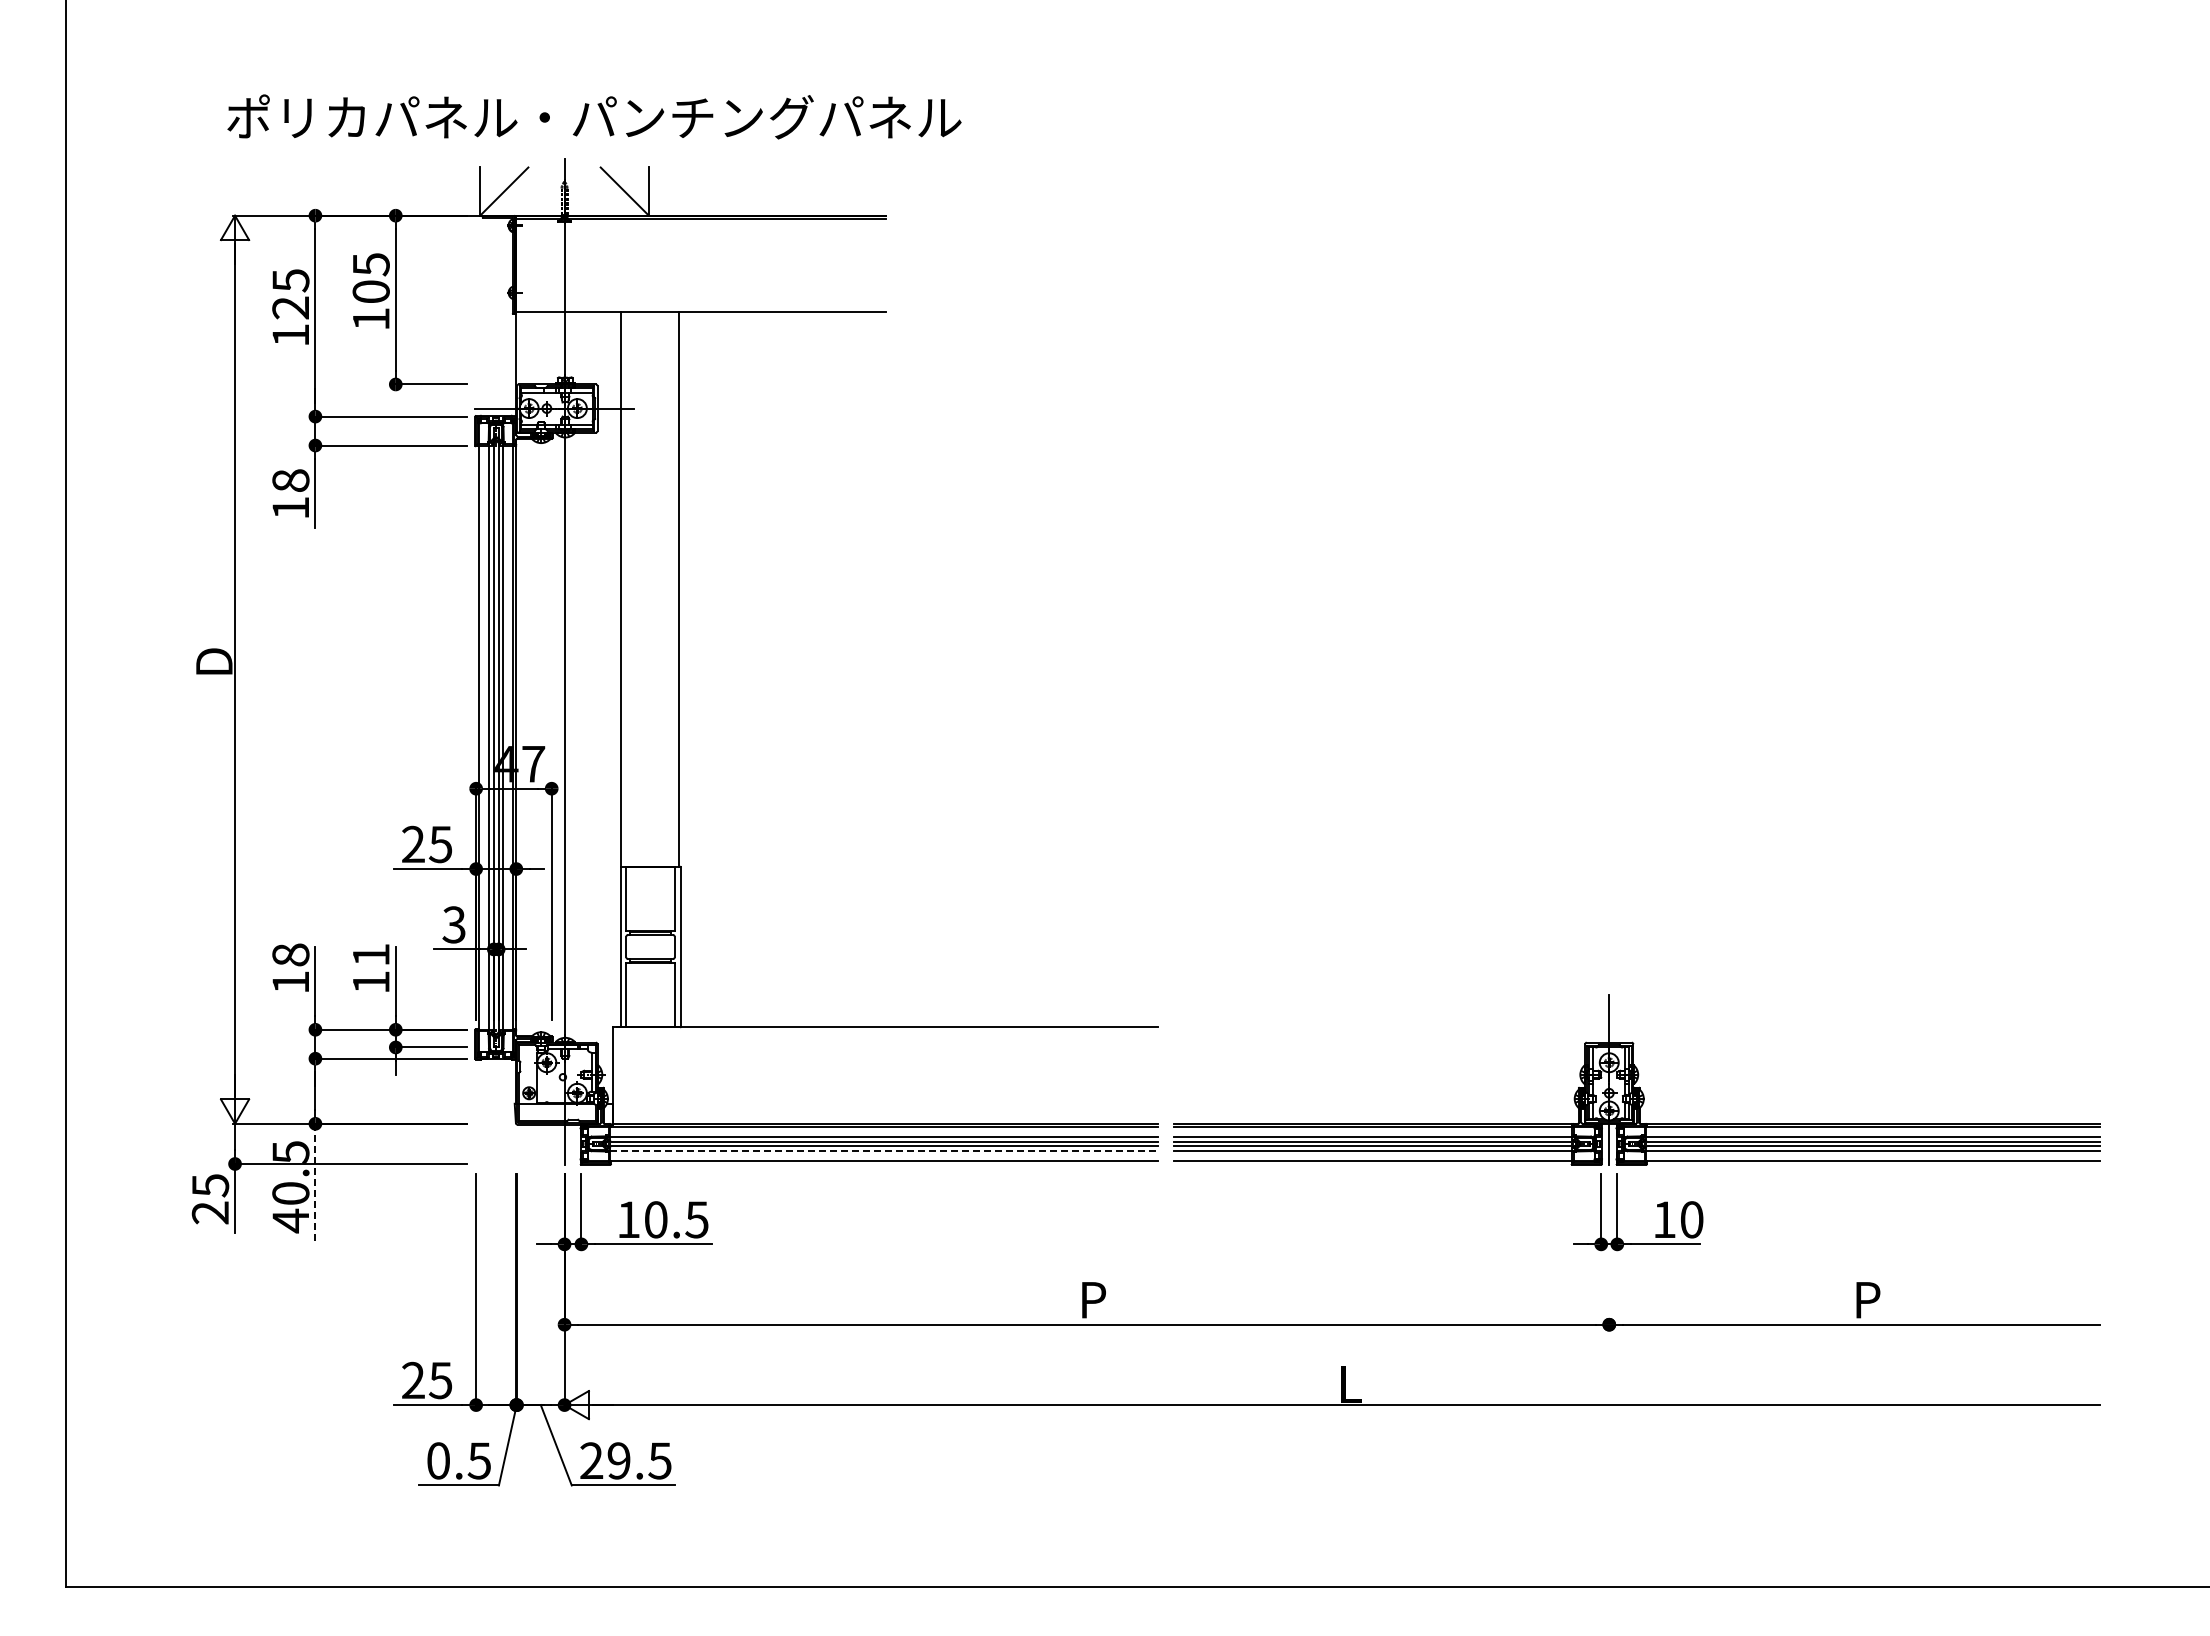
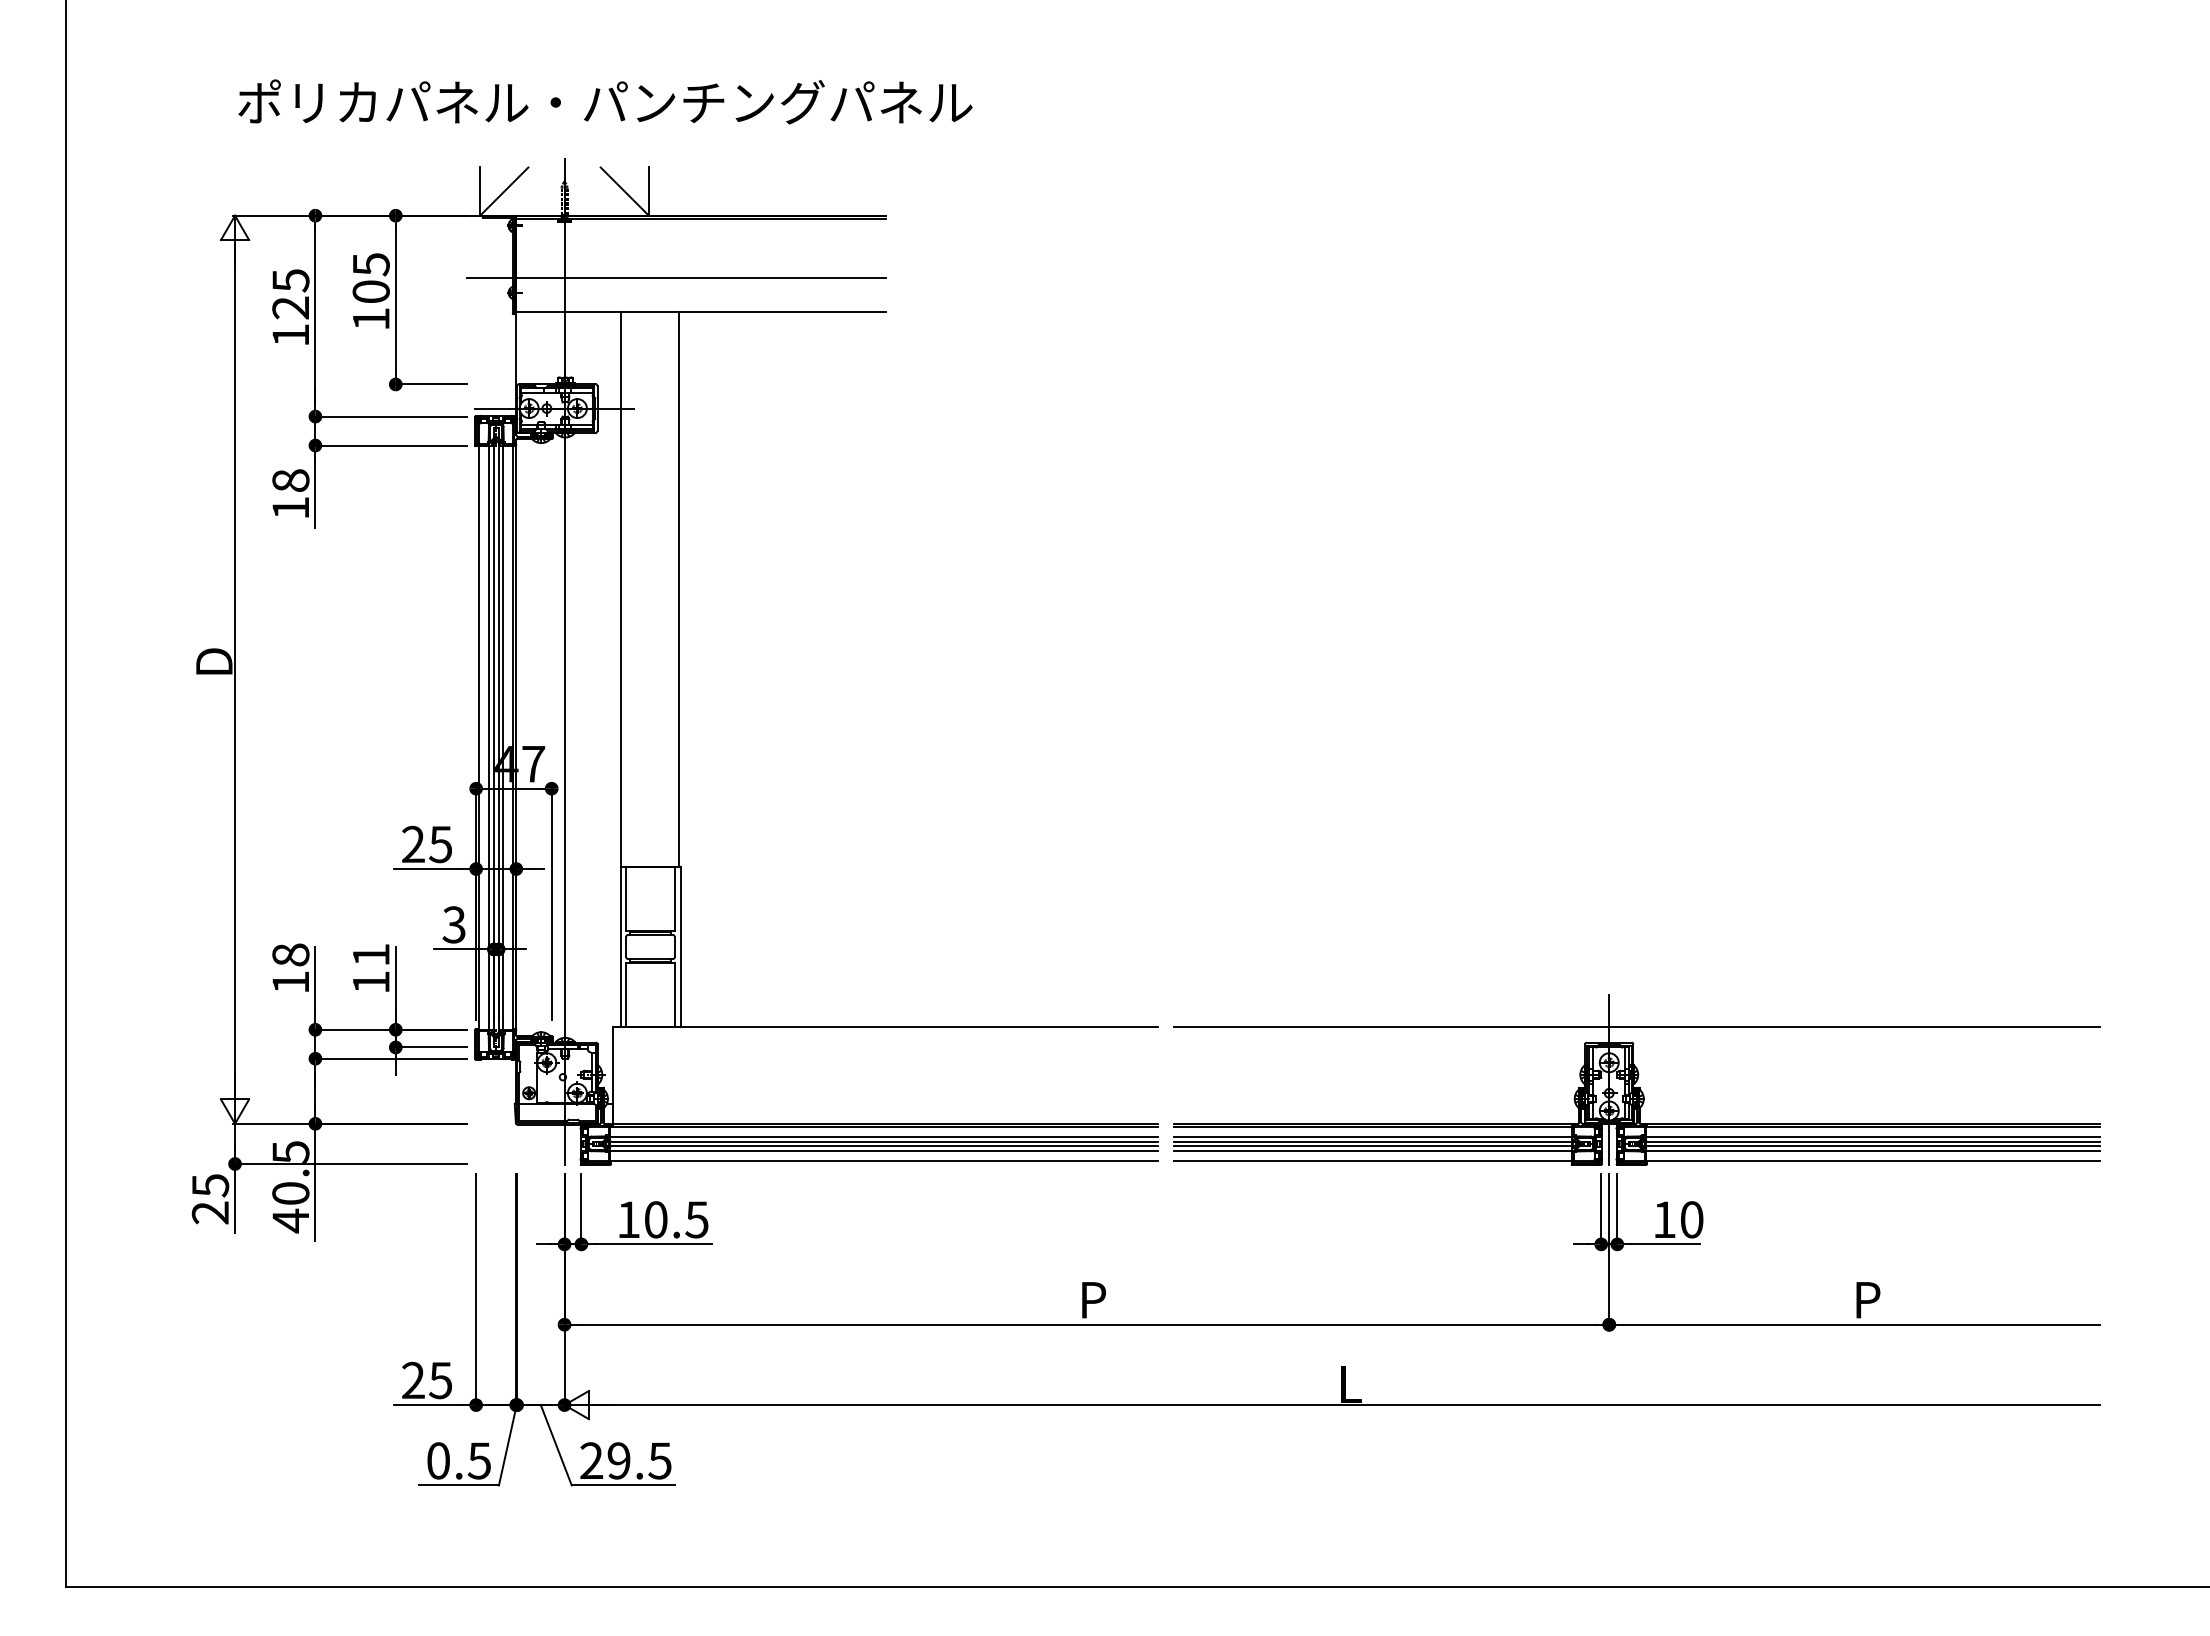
text position: (594, 116) -> (605, 101) (605, 101)
line: none -> present (676, 278)
line: none -> present (1636, 1027)
line: dashed -> solid (872, 1151)
line: dashed -> solid (315, 1182)
line: none -> present (1609, 1249)
